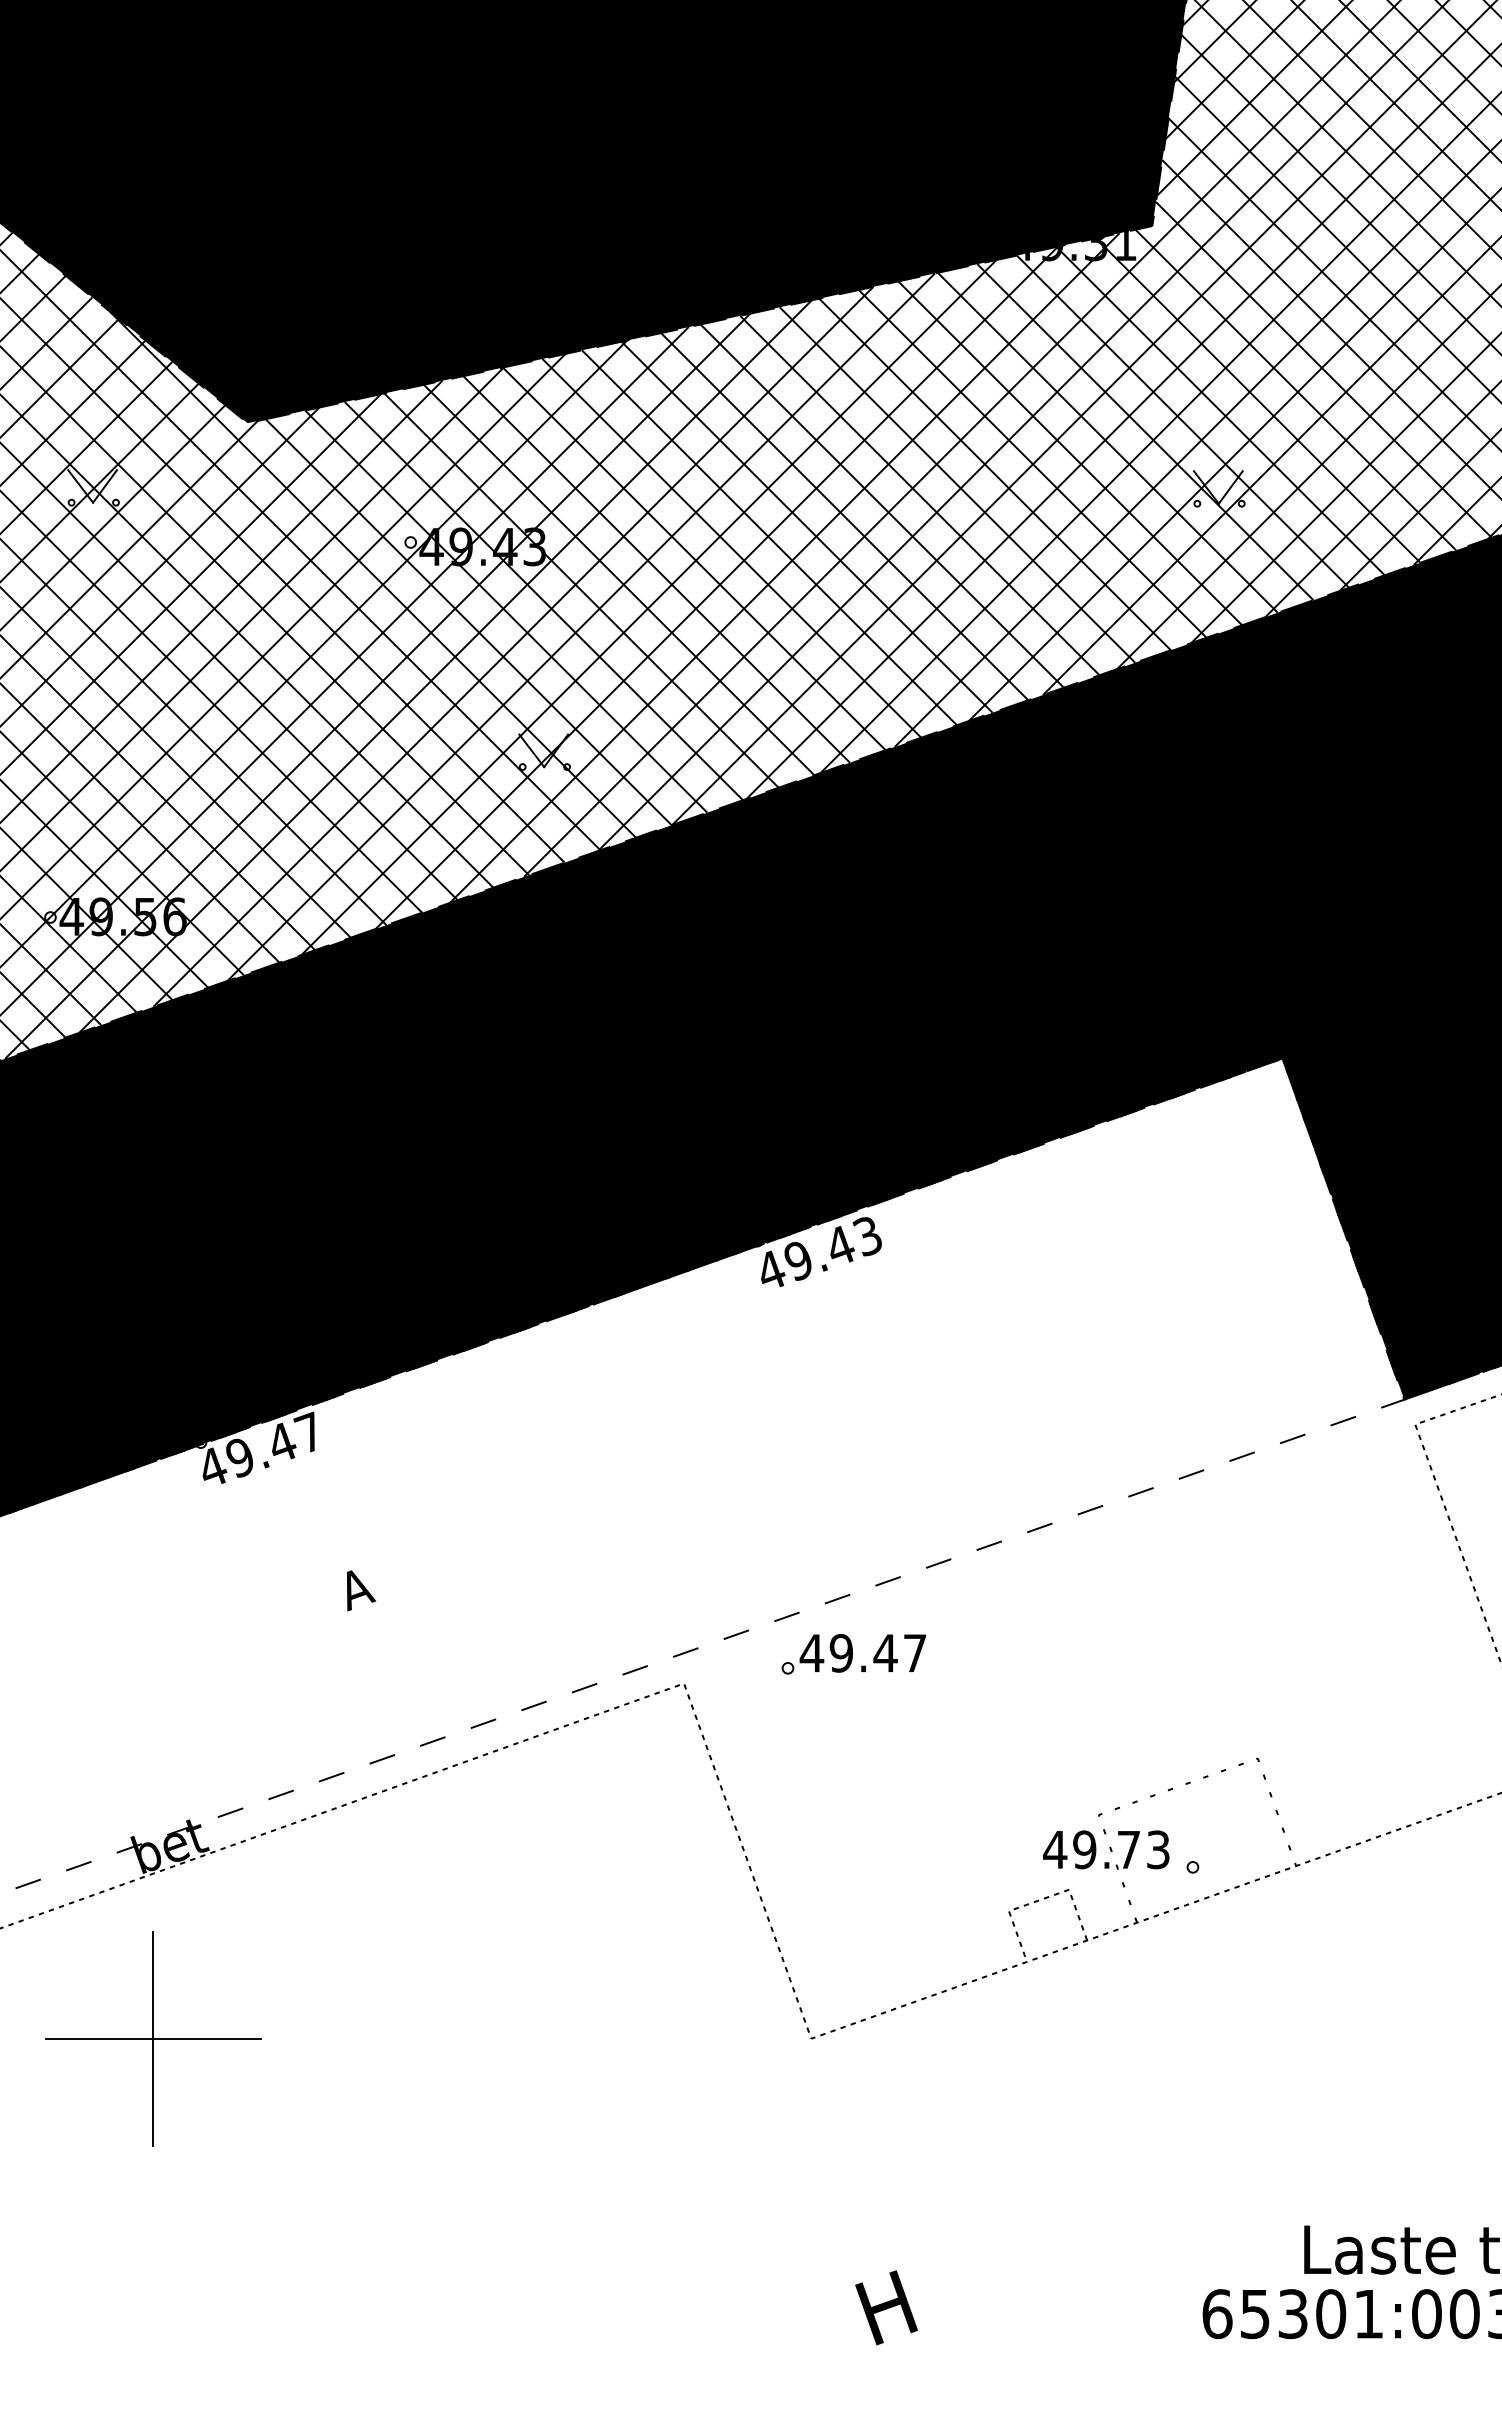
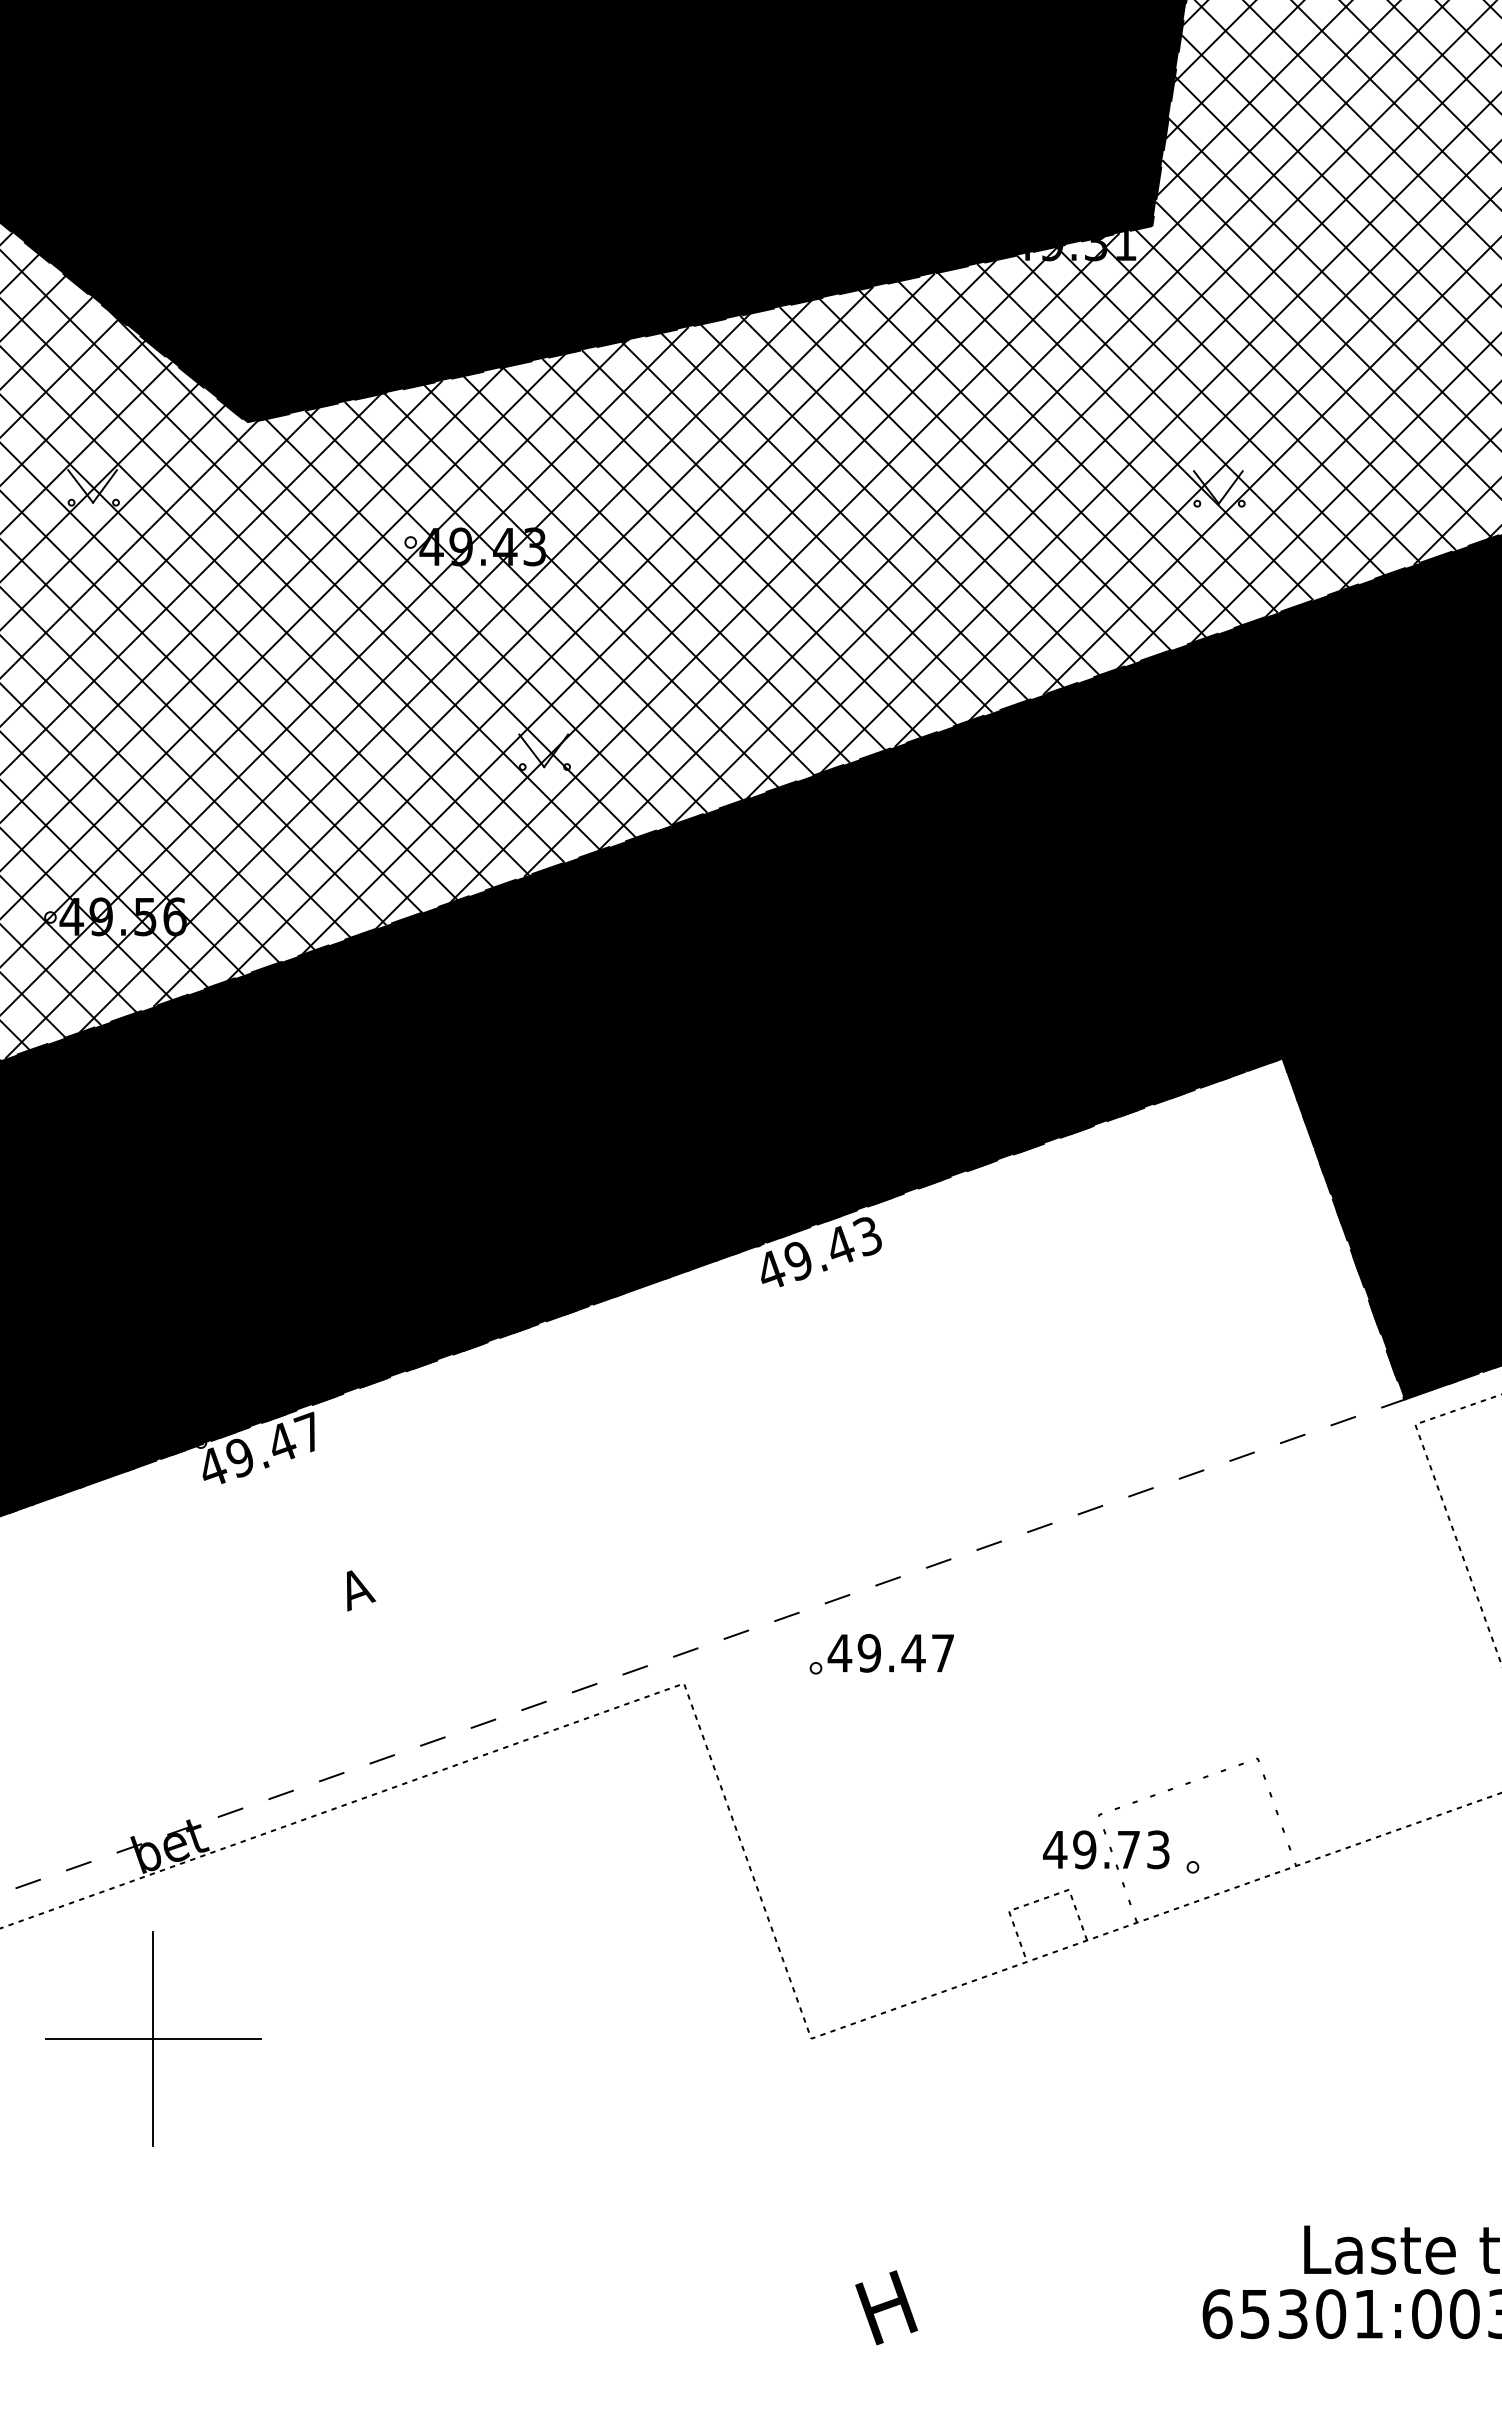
part position: (853, 1654) -> (881, 1654) (881, 1654)
